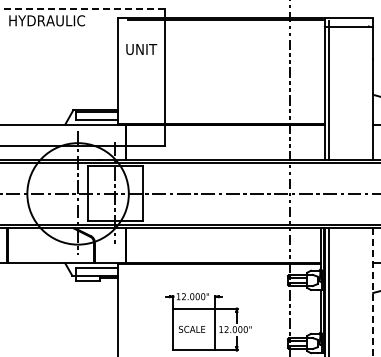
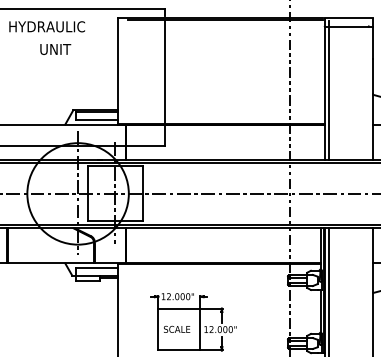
line: dashed -> solid (82, 8)
text position: (46, 20) -> (46, 26) (46, 26)
text position: (141, 49) -> (55, 49) (55, 49)
line: dashed -> solid (373, 293)
part position: (208, 322) -> (193, 322) (193, 322)
